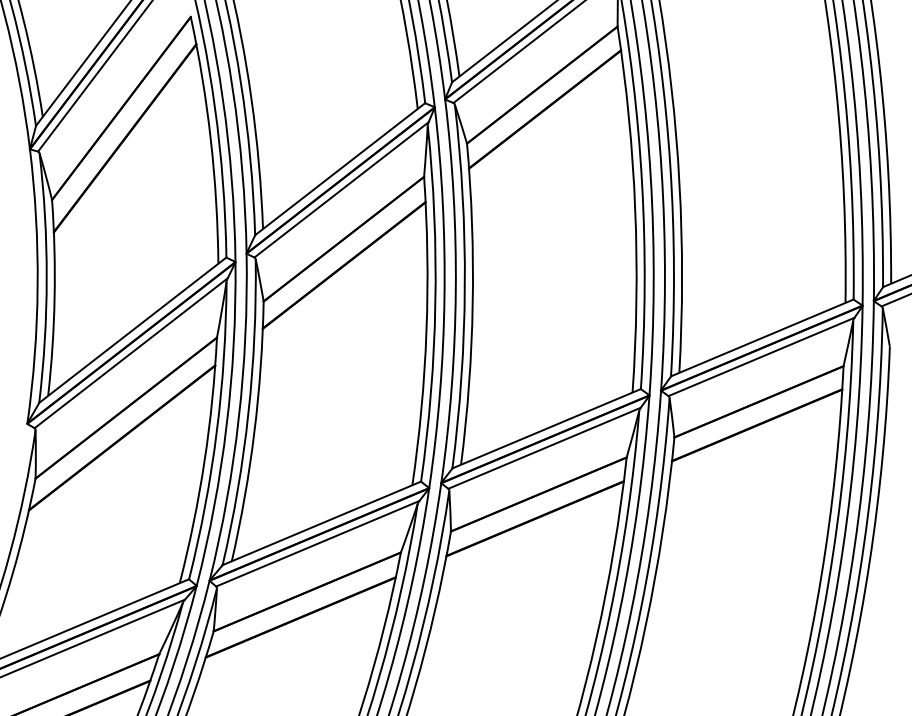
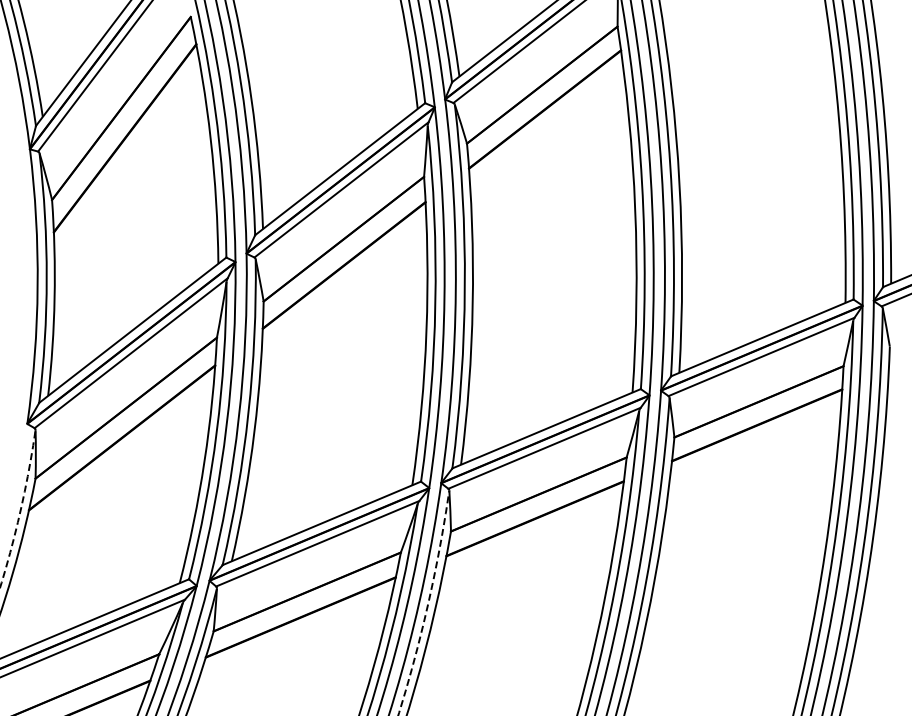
arc: solid -> dashed (20, 509)
arc: solid -> dashed (428, 603)
